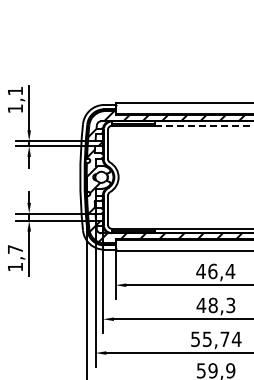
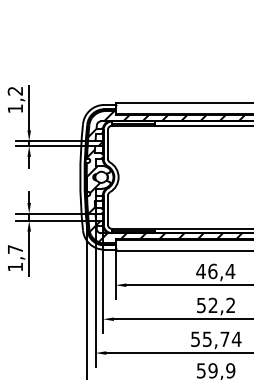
text: 1,1 -> 1,2 (14, 91)
line: dashed -> solid (204, 125)
text: 48,3 -> 52,2 (215, 305)
